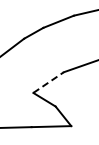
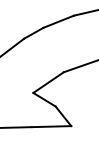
line: dashed -> solid (49, 82)
